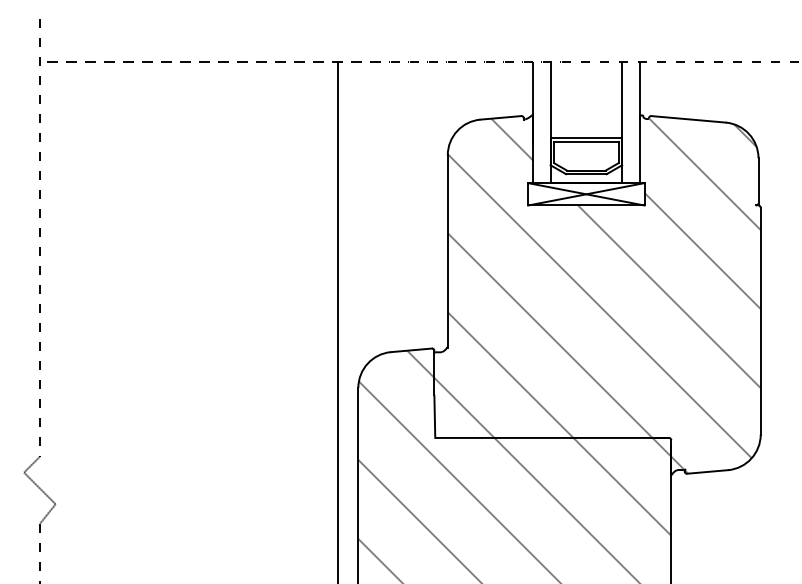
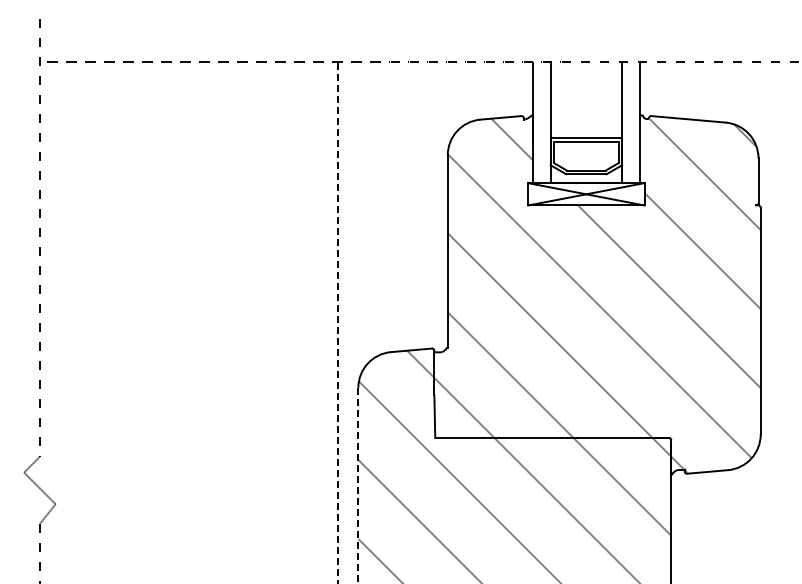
line: solid -> dashed (338, 322)
line: solid -> dashed (358, 485)
